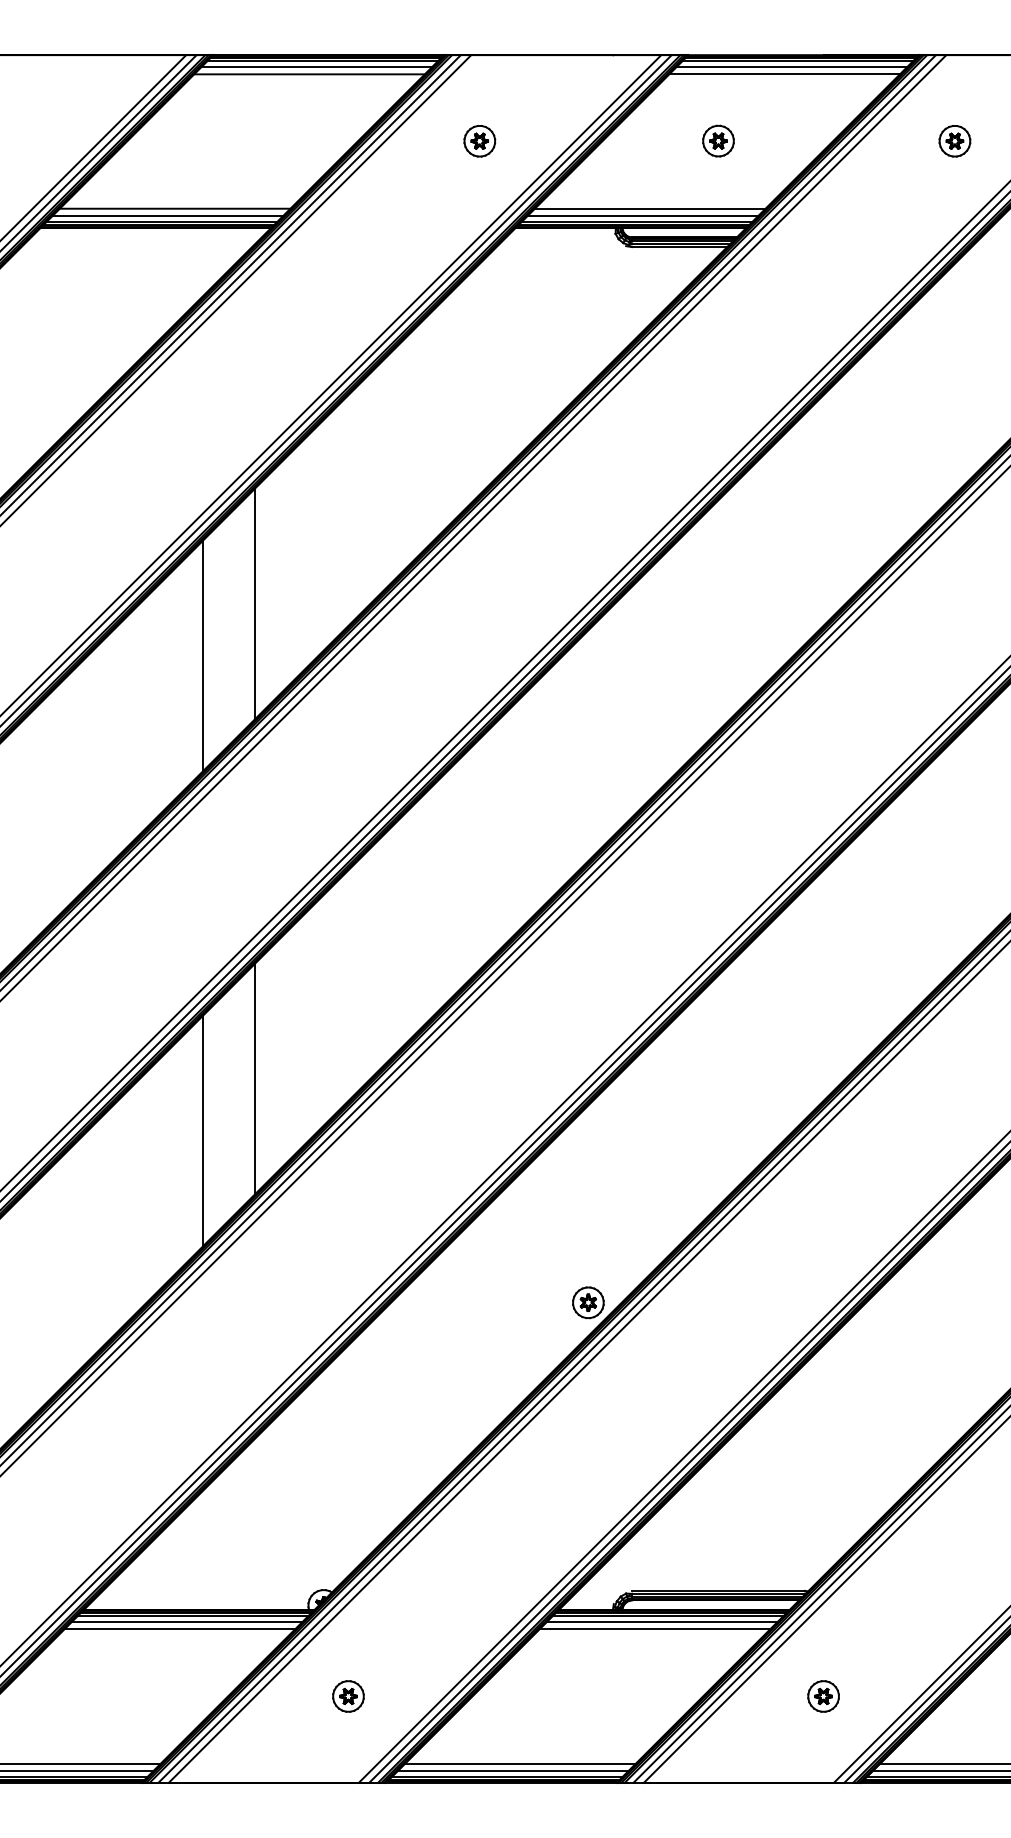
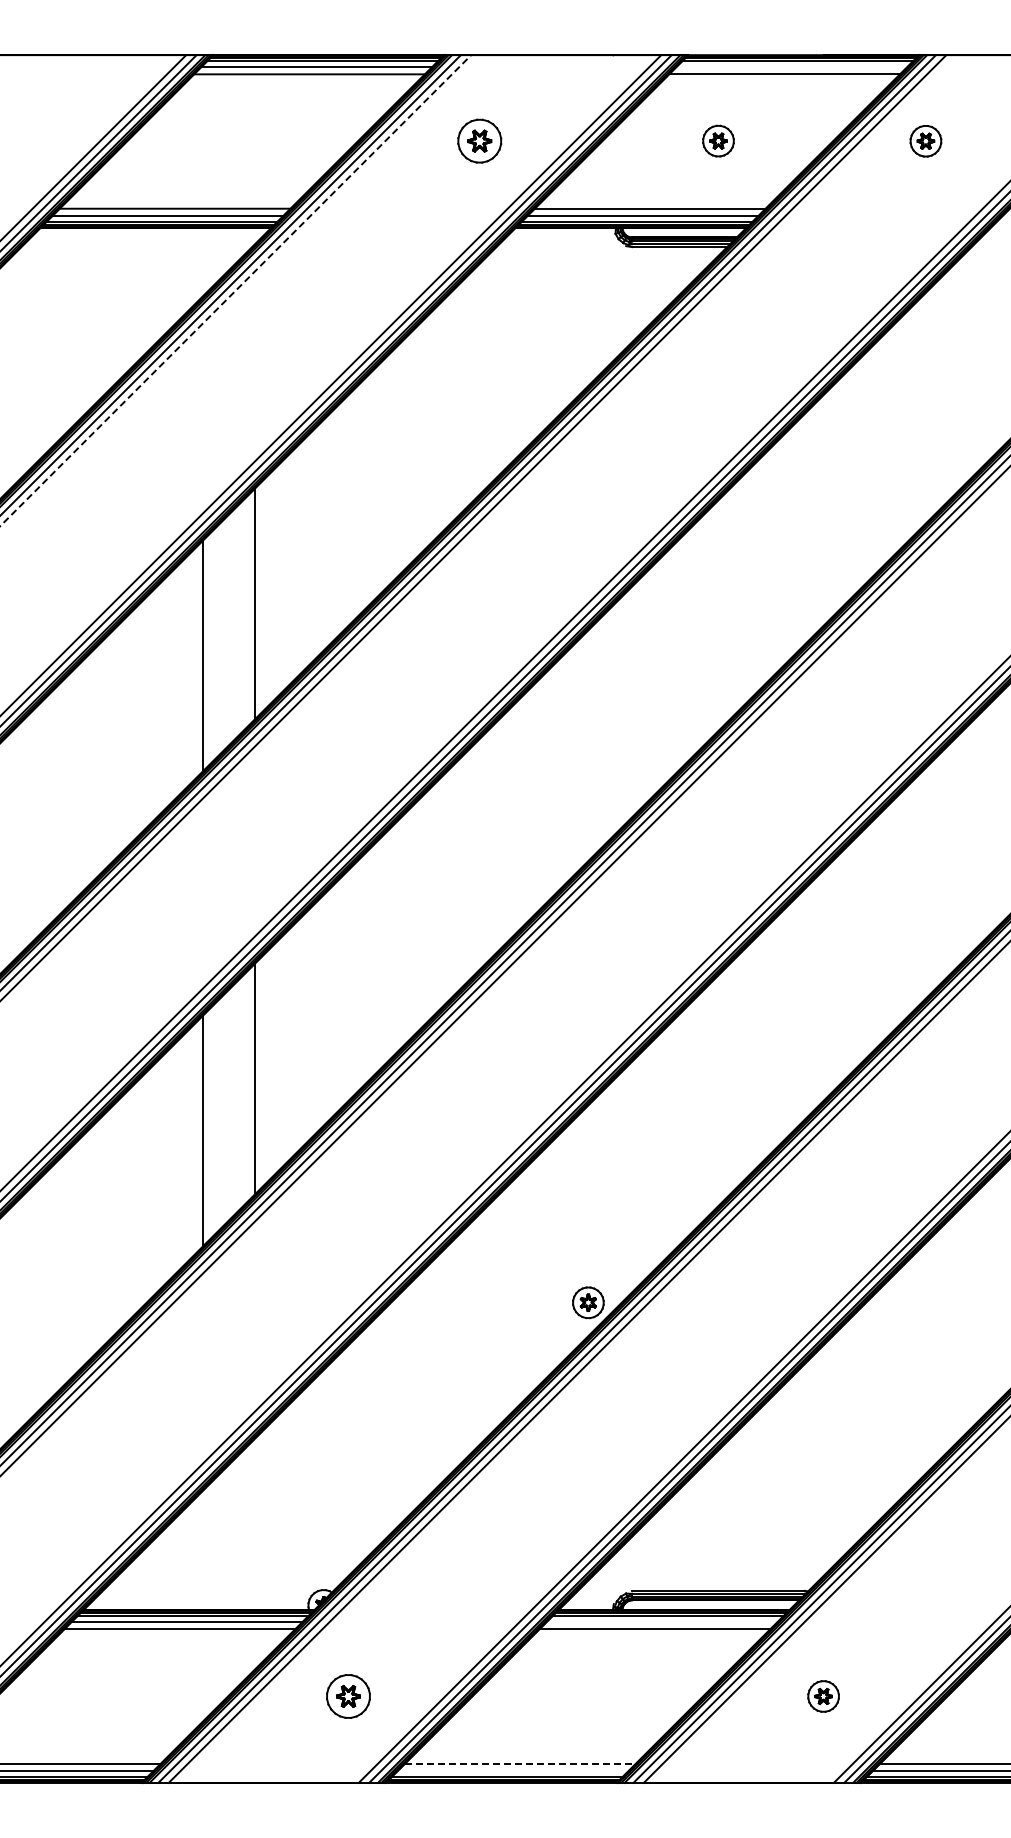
line: present -> none (791, 67)
part size: 34x33 px -> 46x46 px (479, 140)
part position: (954, 141) -> (925, 141) (925, 141)
line: solid -> dashed (235, 290)
line: present -> none (661, 1621)
part size: 33x33 px -> 45x45 px (348, 1696)
line: solid -> dashed (521, 1763)
line: present -> none (512, 1771)
